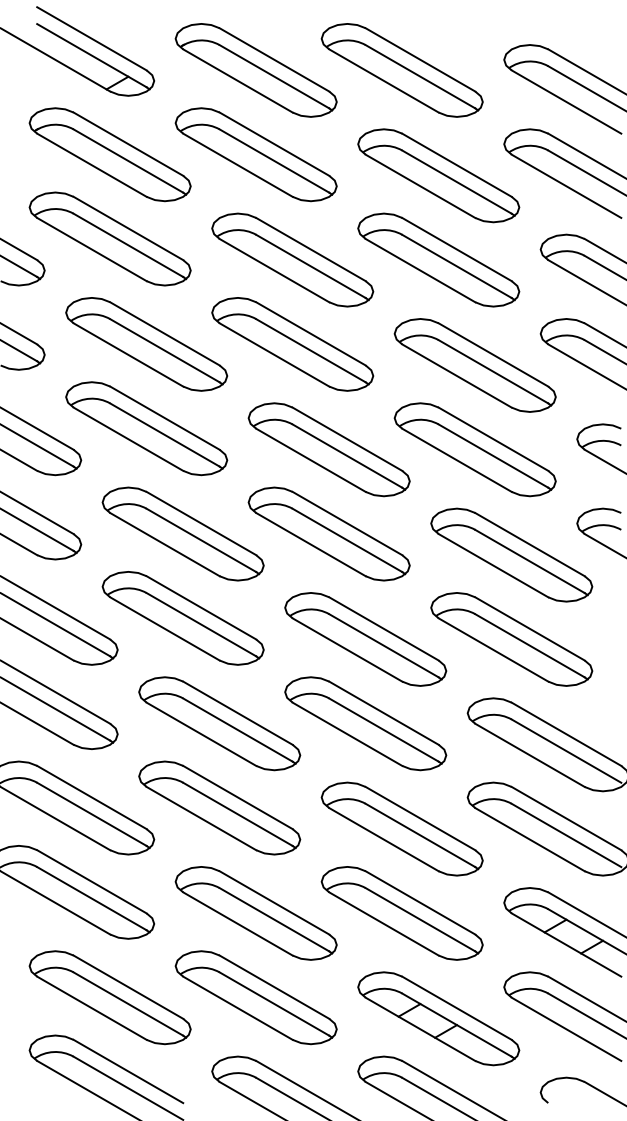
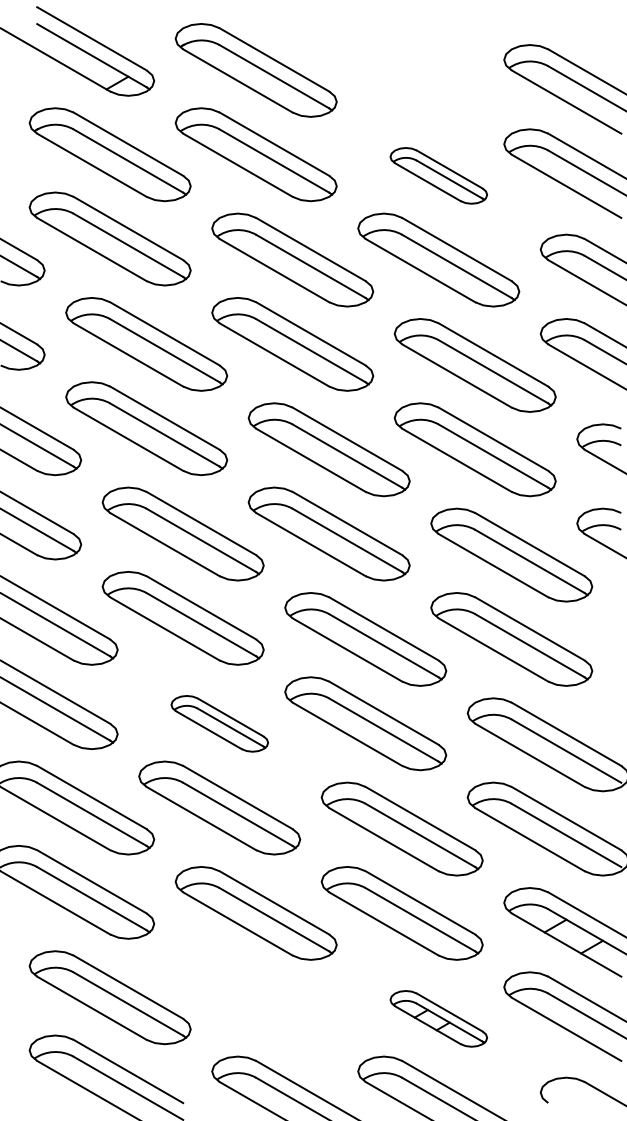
part: present -> none (401, 70)
part size: 164x96 px -> 99x58 px (438, 175)
part size: 164x96 px -> 99x58 px (219, 723)
part: present -> none (255, 997)
part size: 164x96 px -> 99x58 px (438, 1018)
